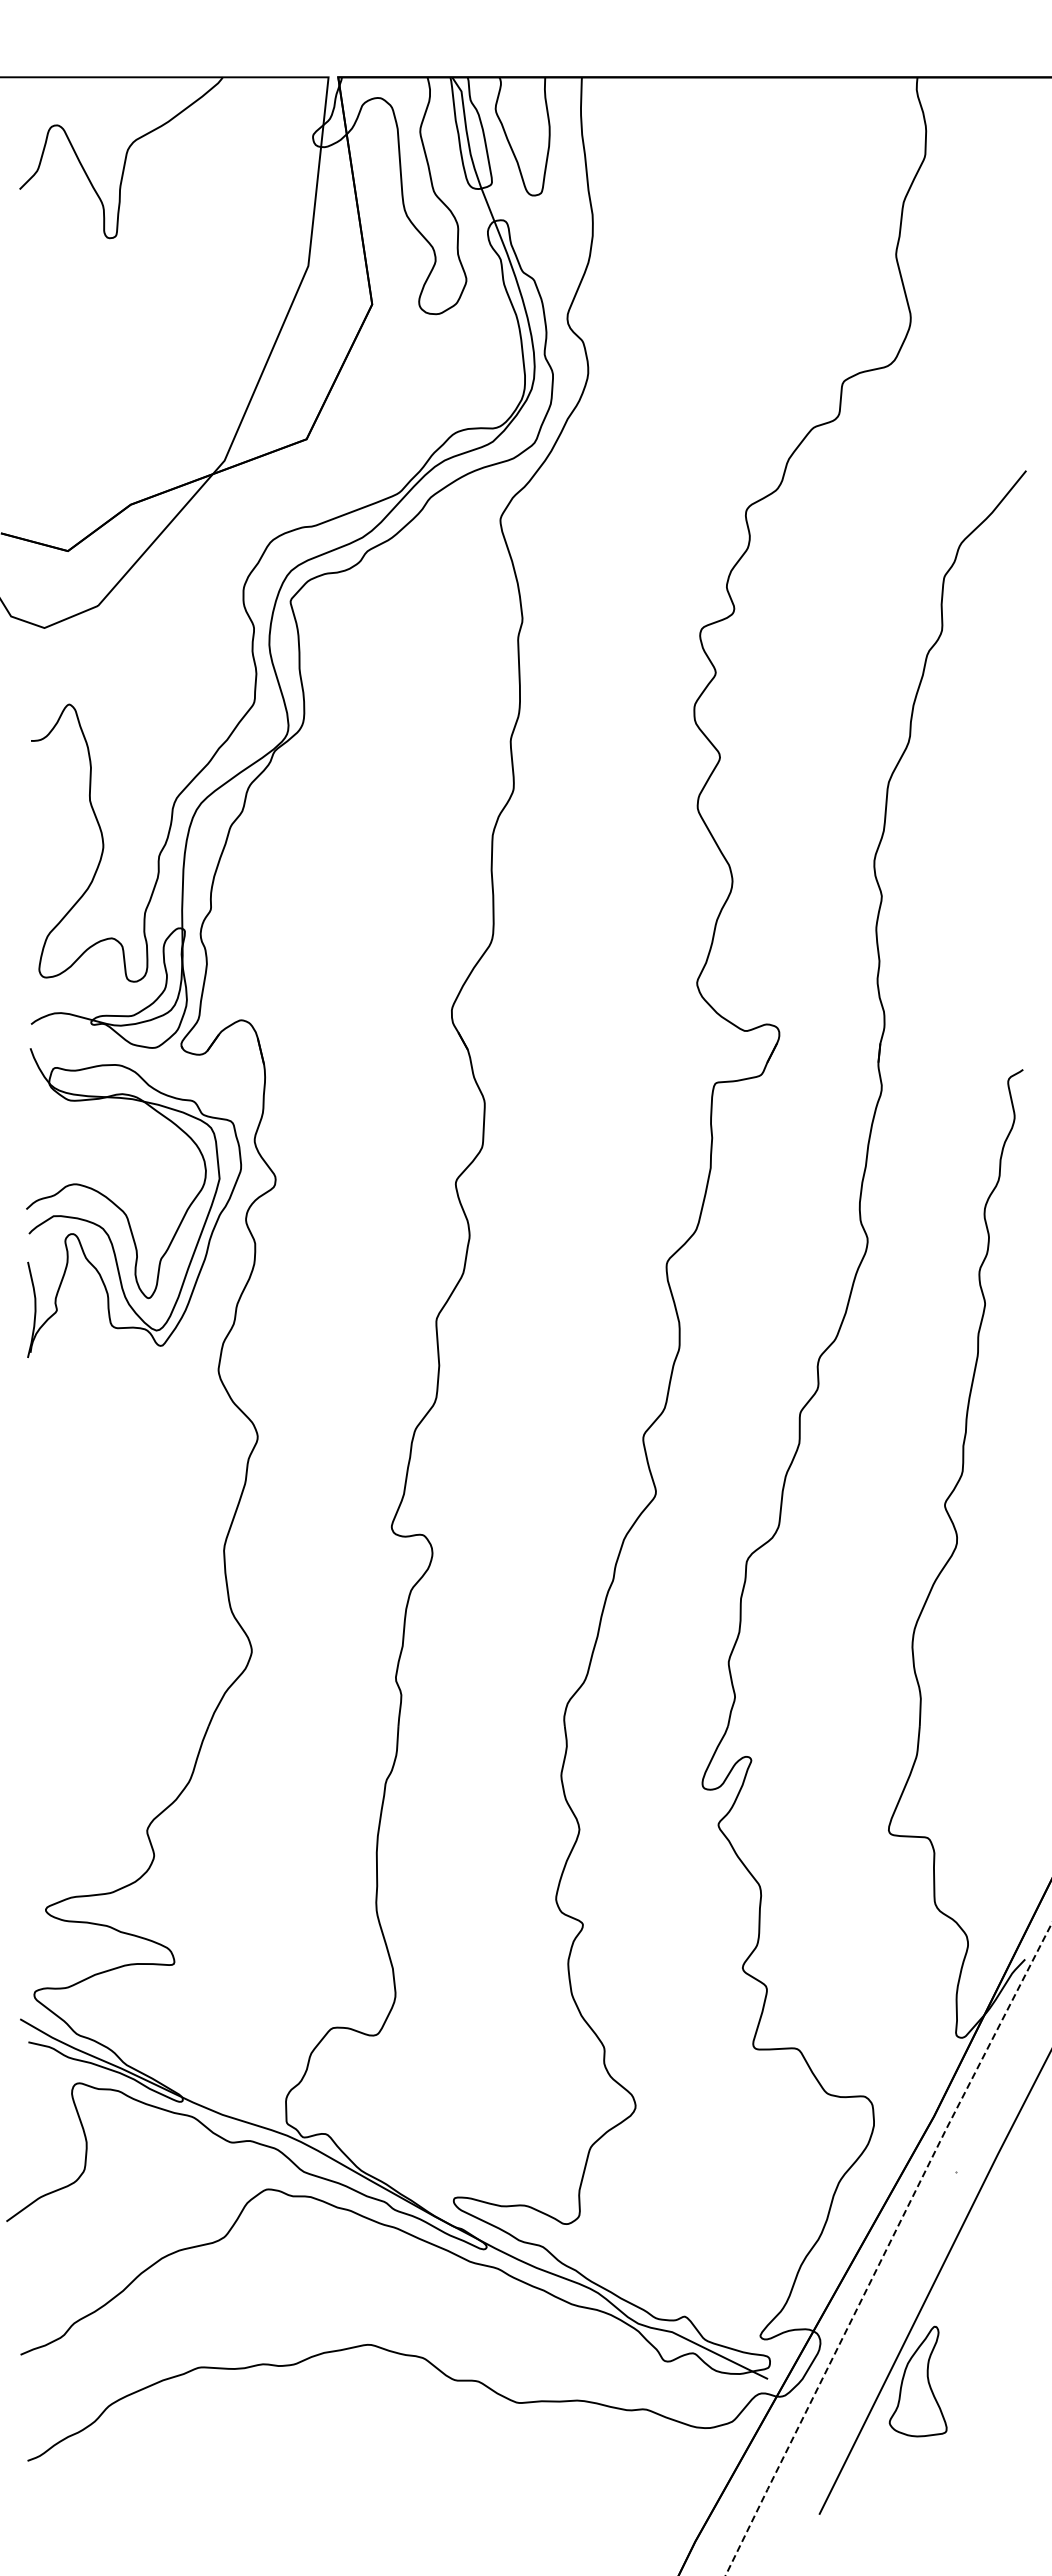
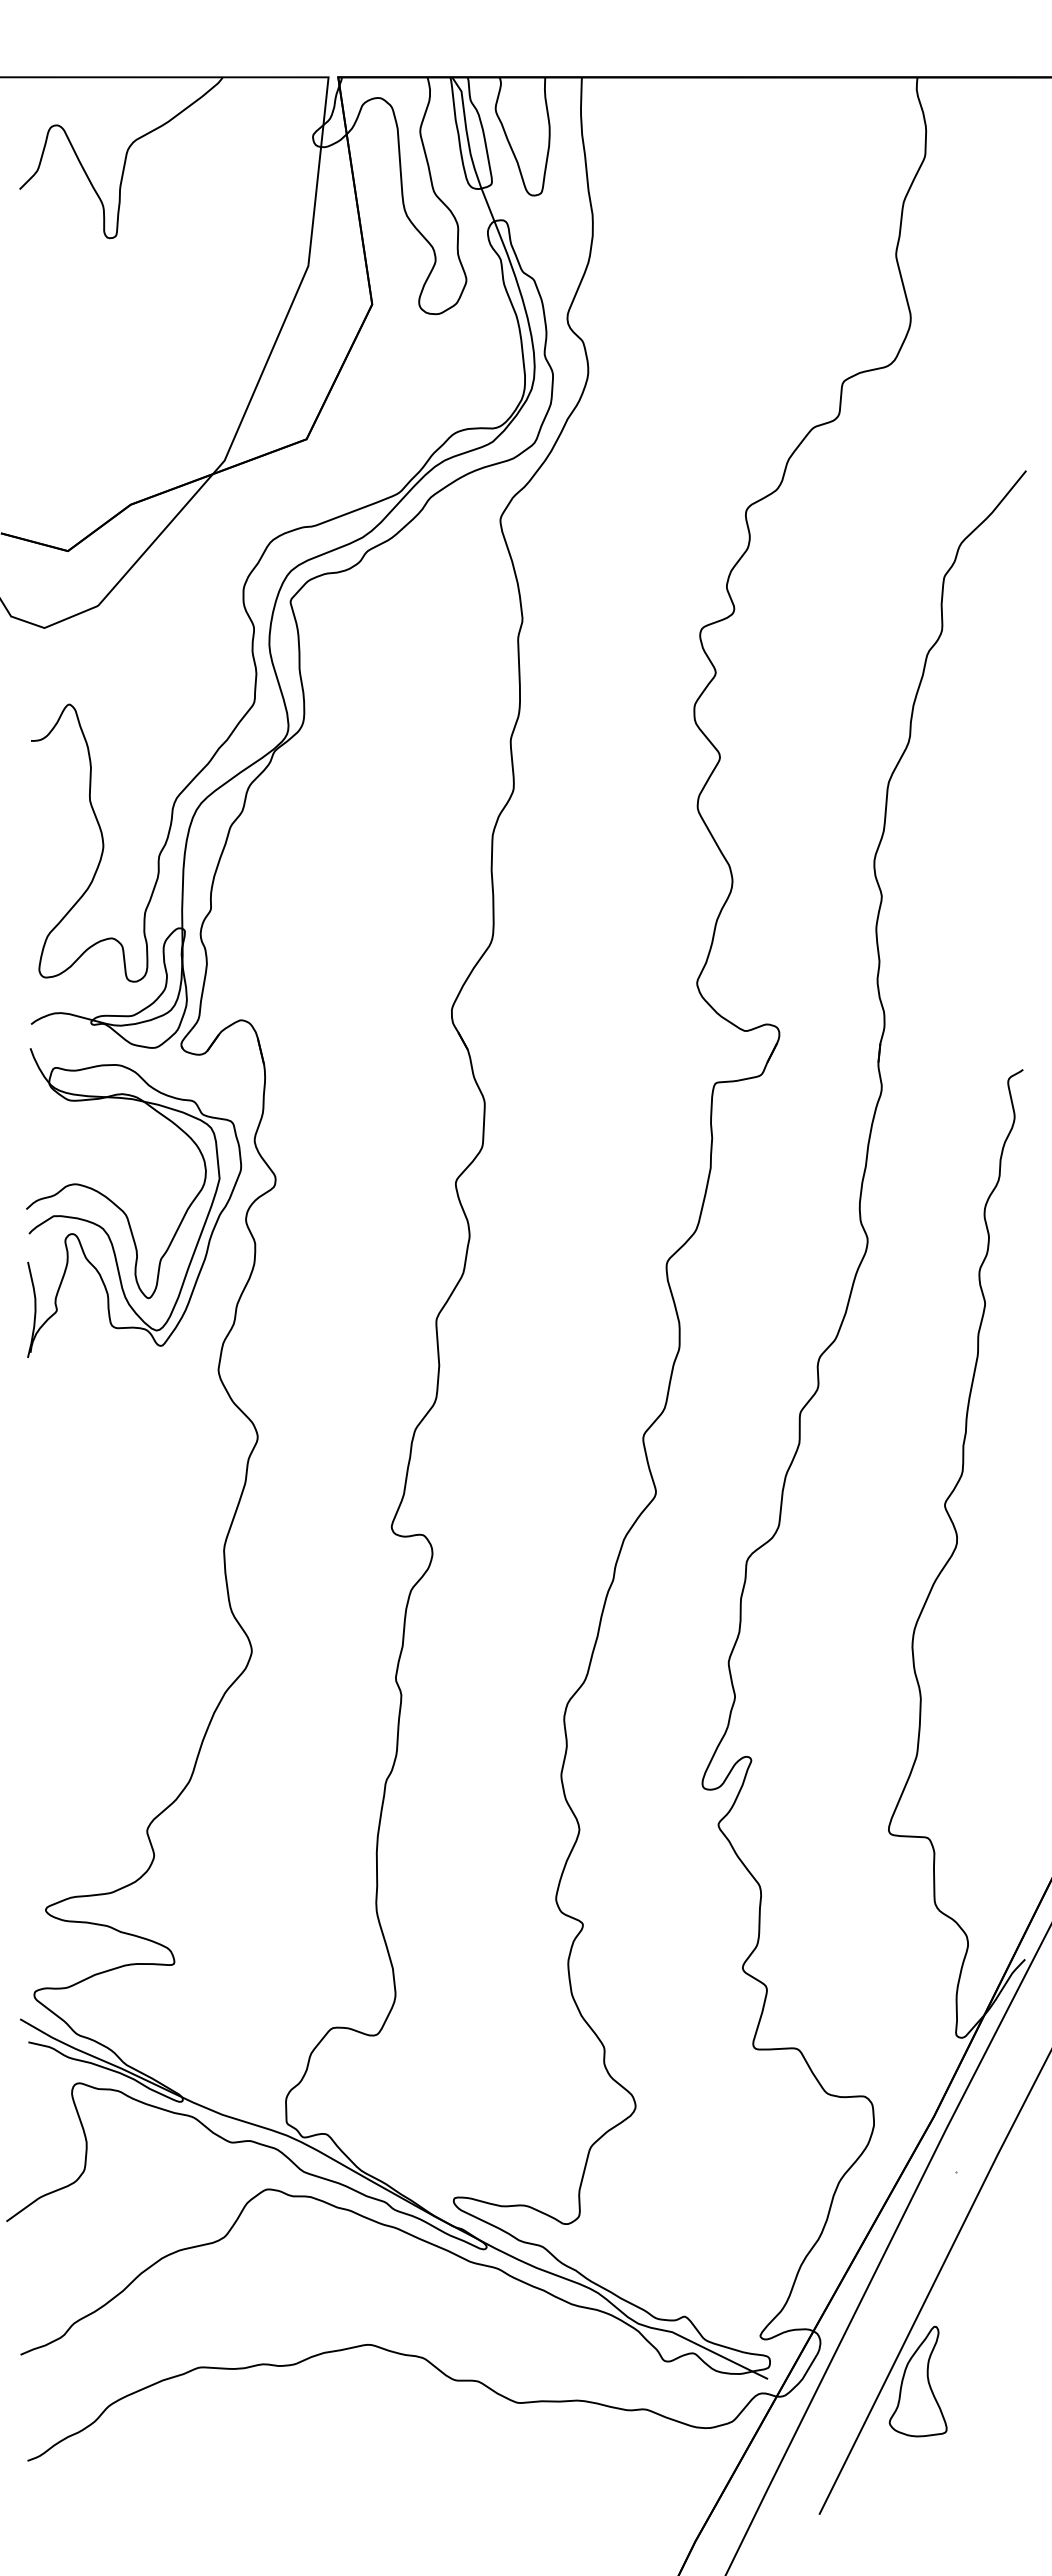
line: dashed -> solid (887, 2248)
